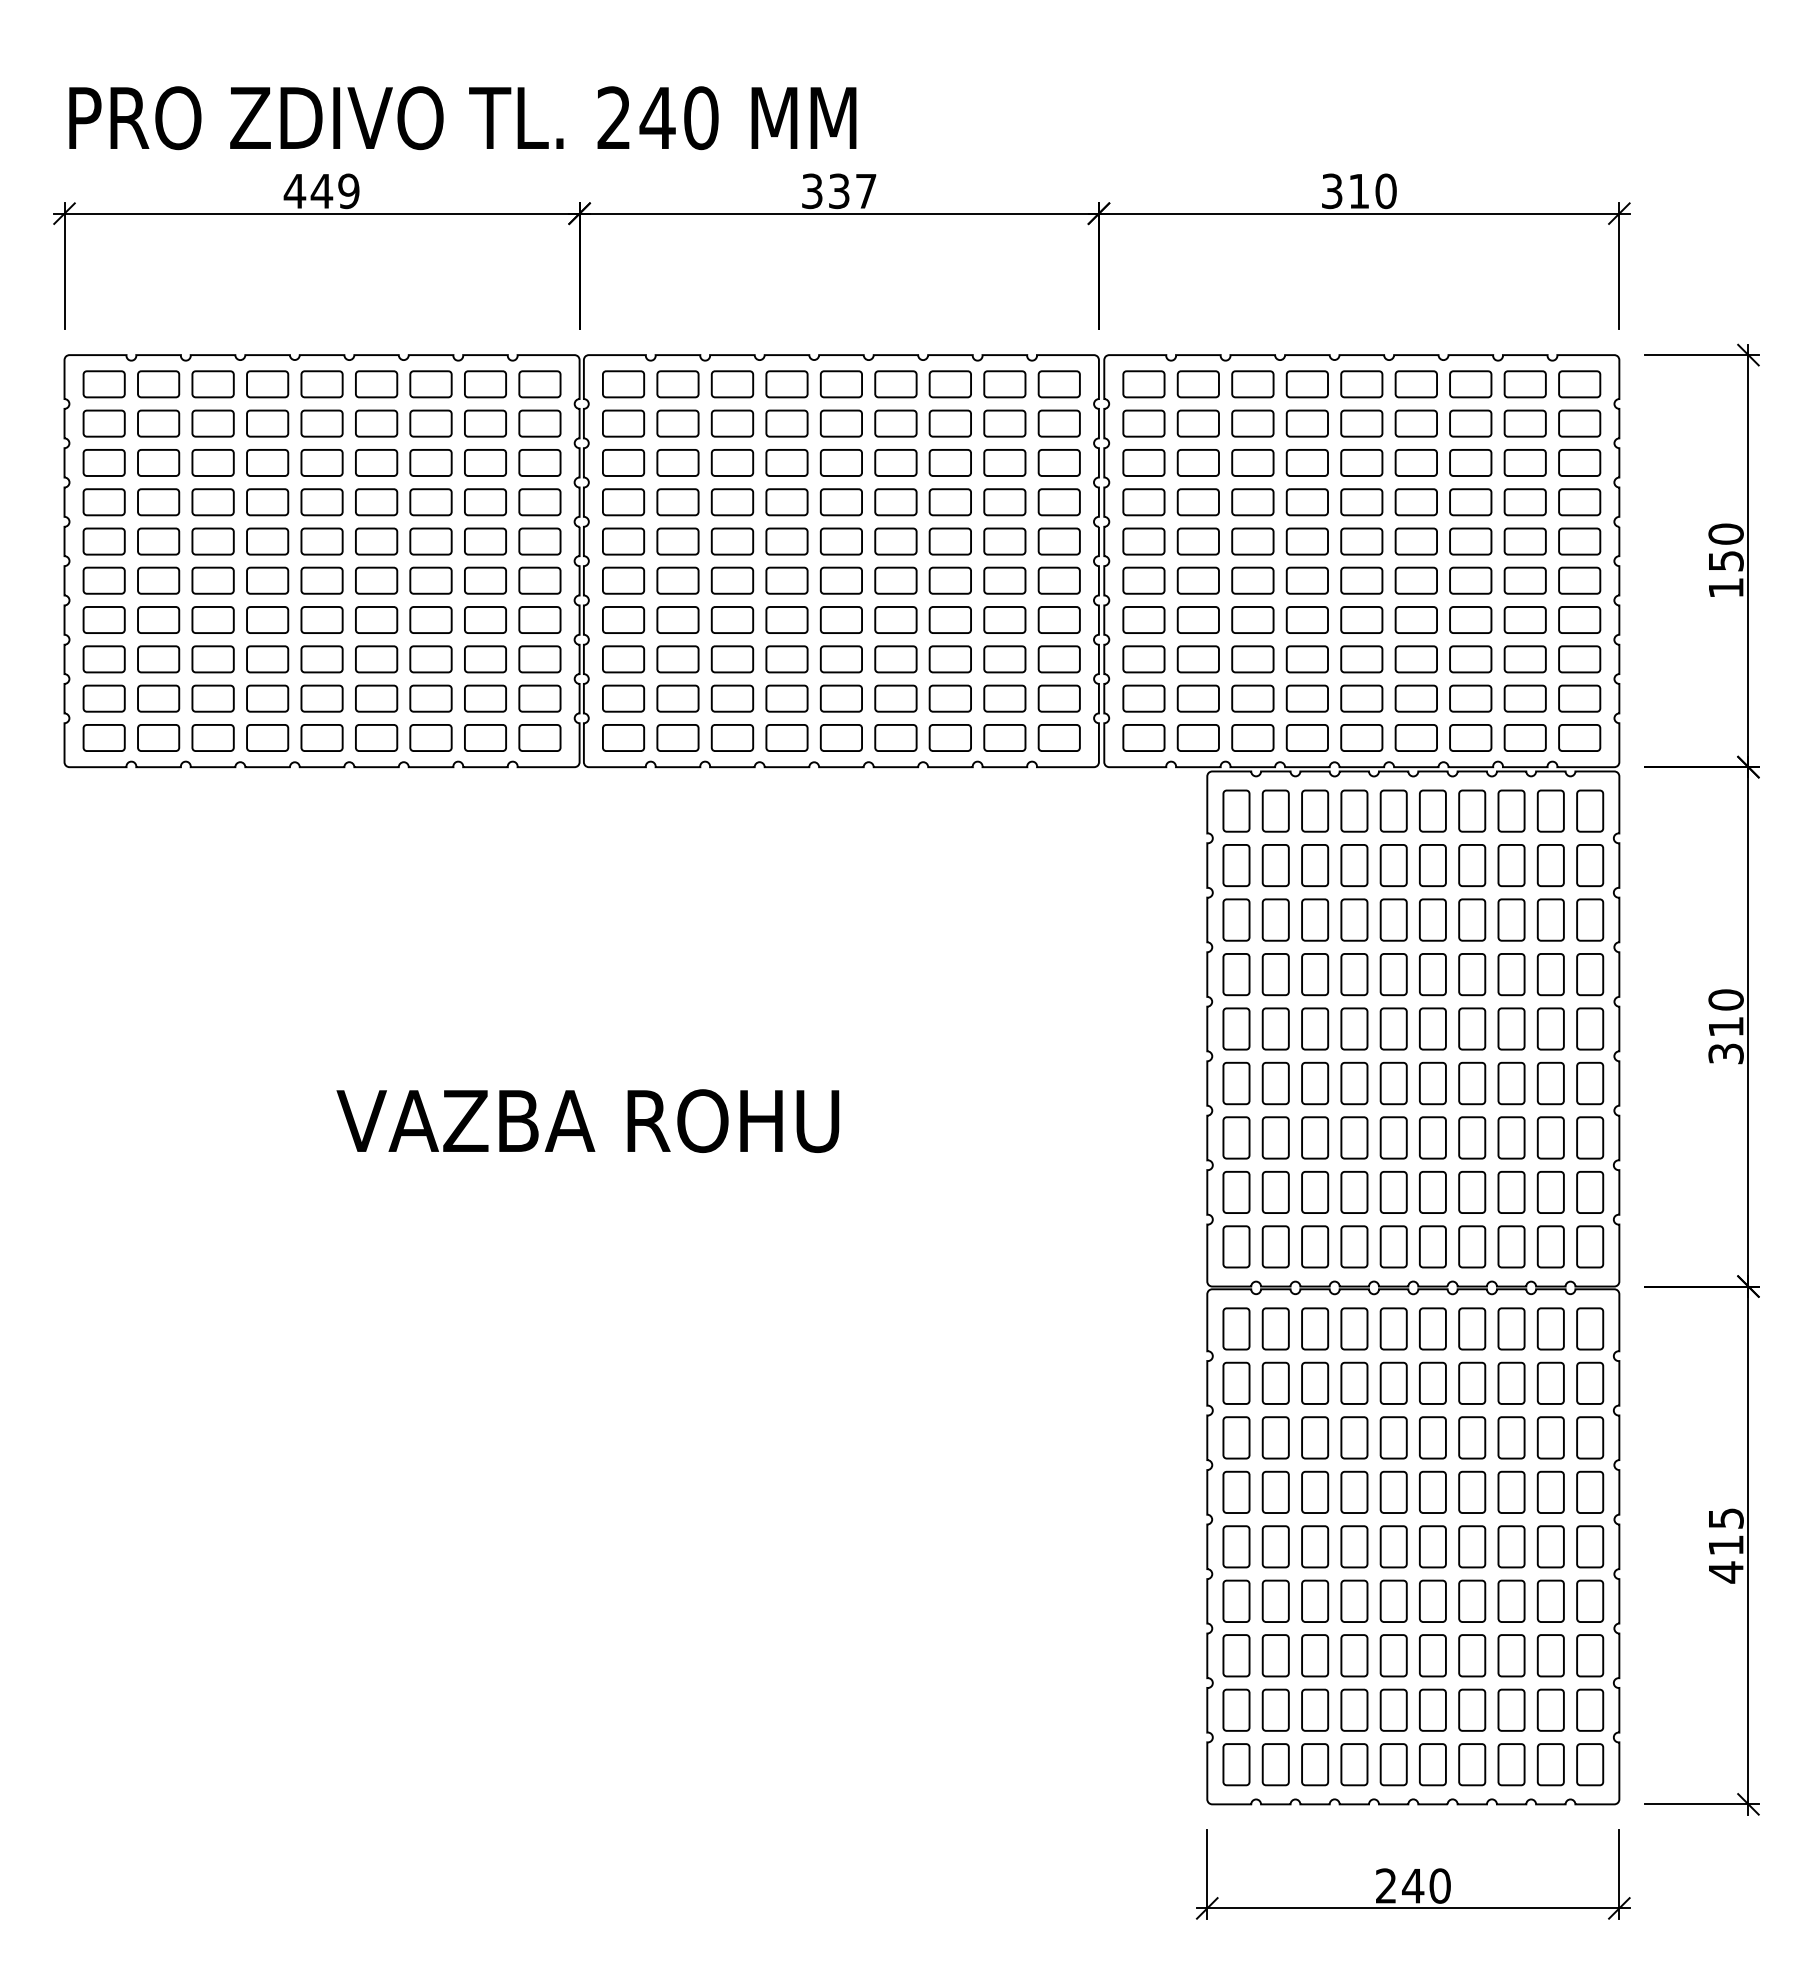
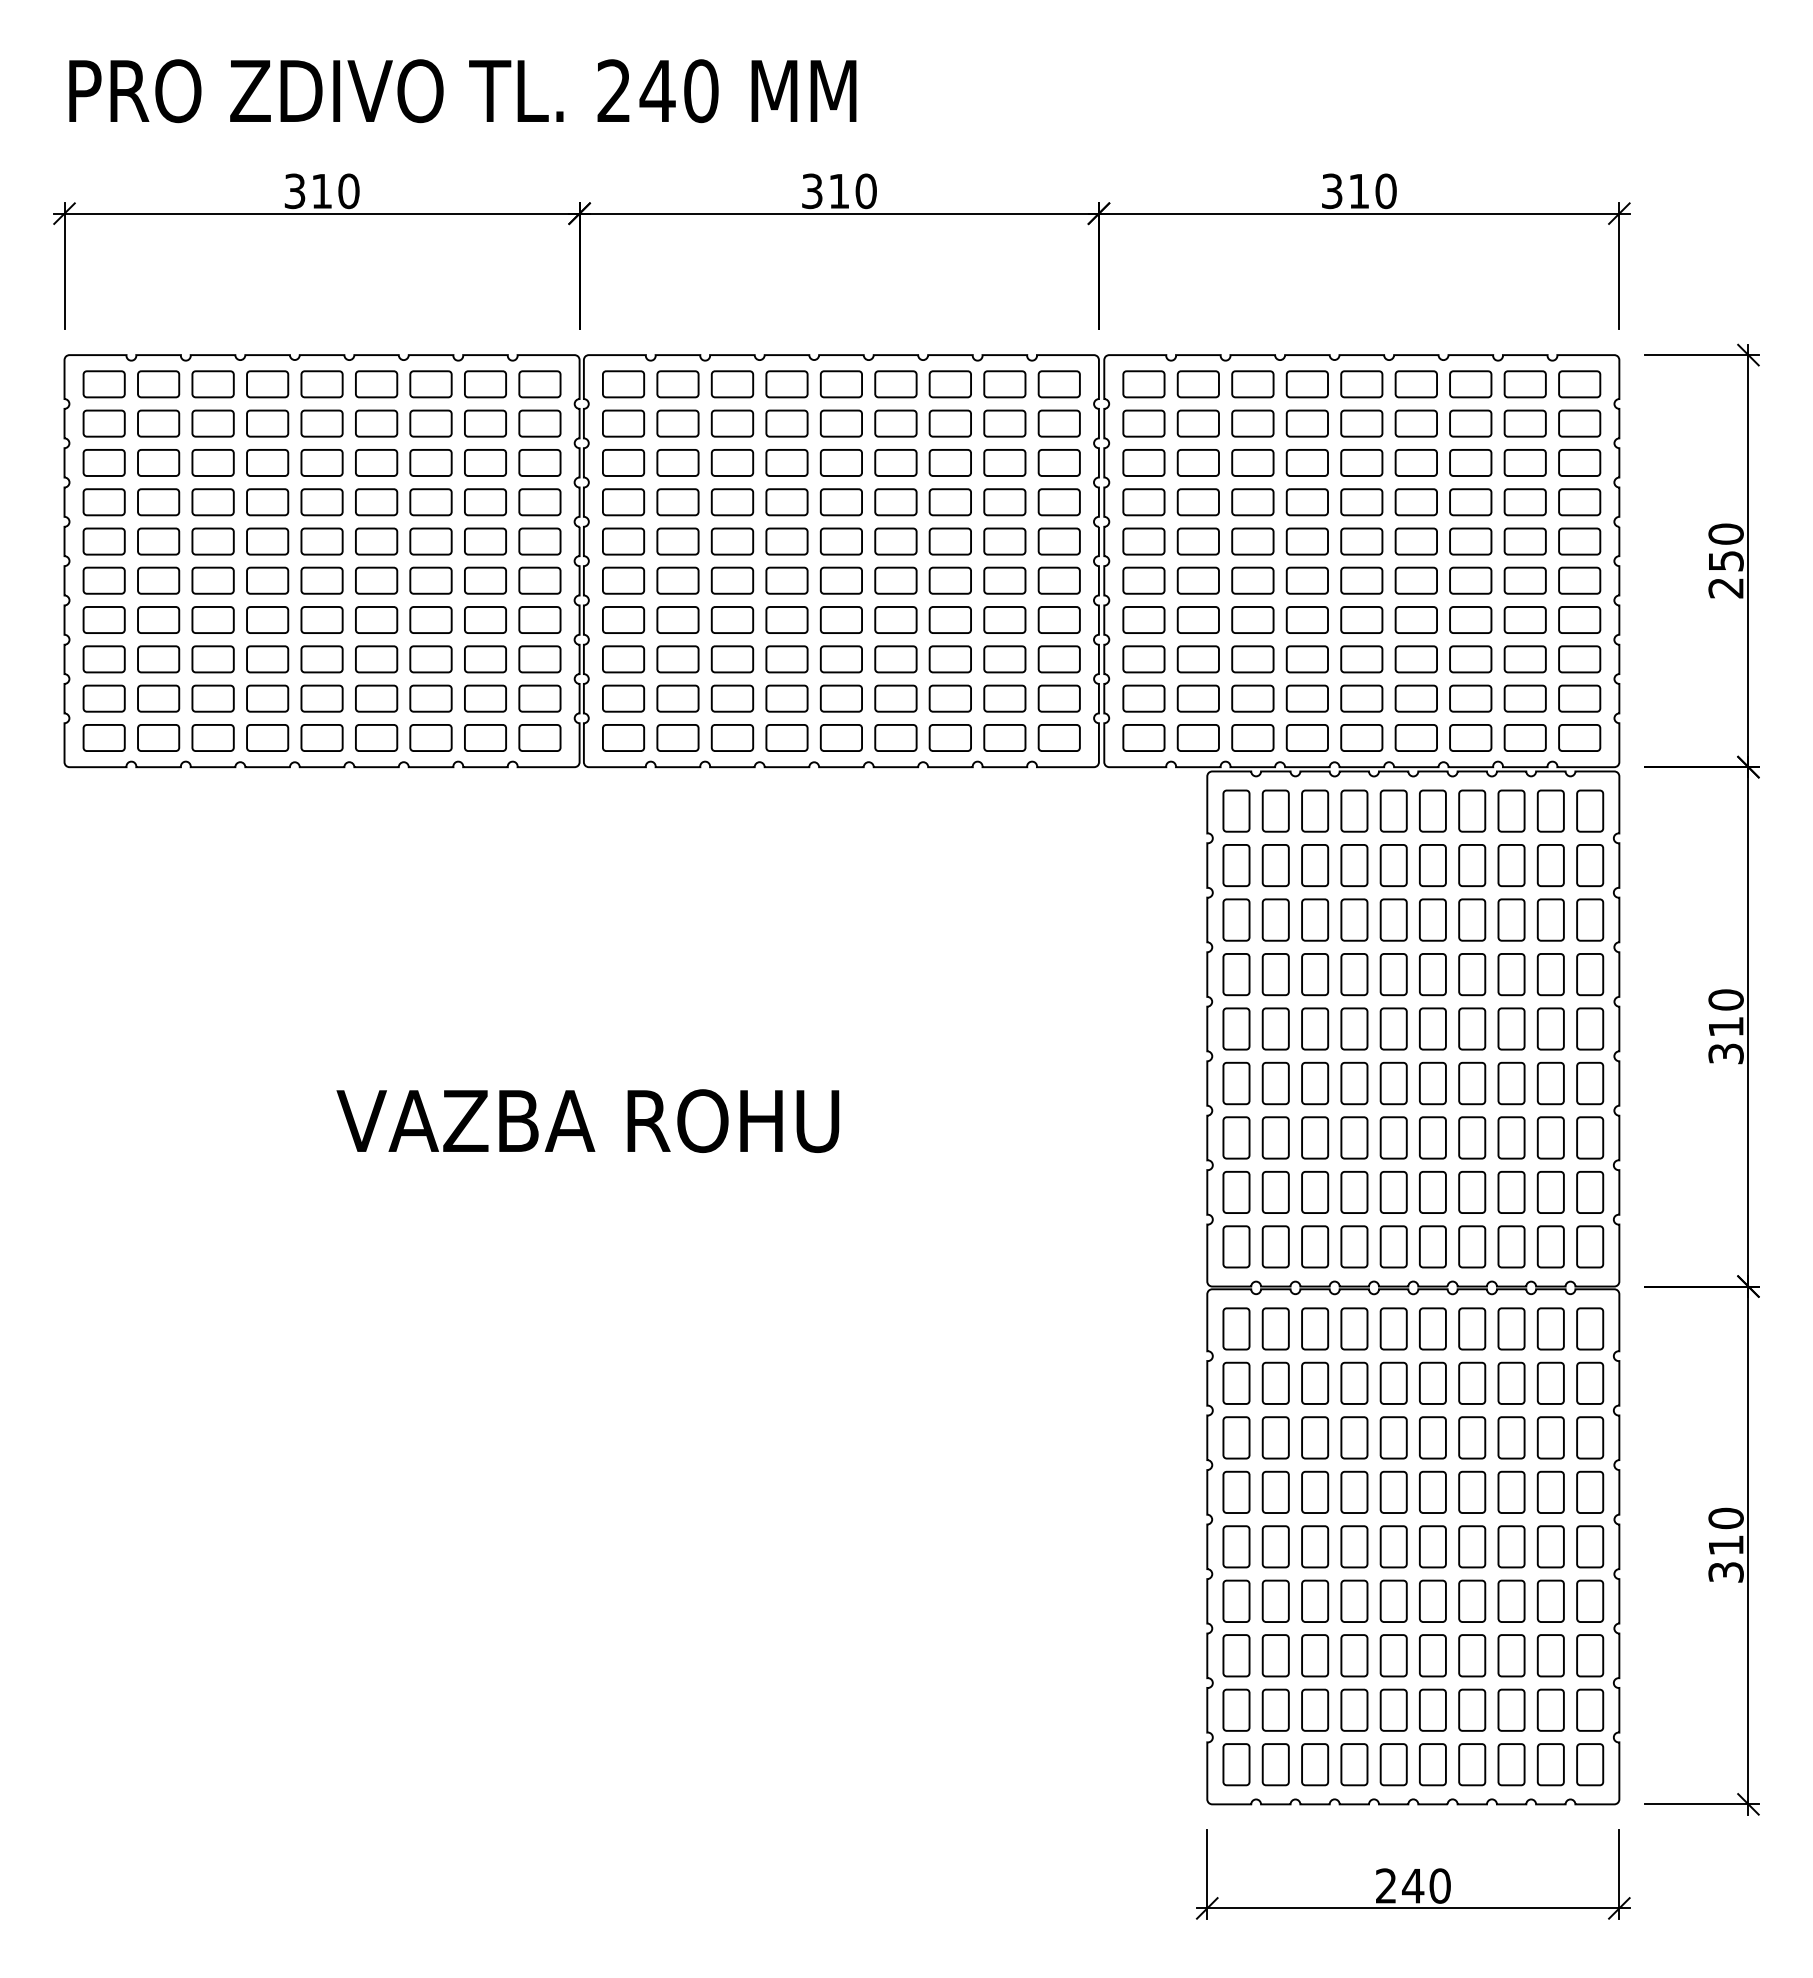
text position: (462, 118) -> (462, 91) (462, 91)
text: 449 -> 310 (321, 191)
text: 337 -> 310 (852, 191)
text: 150 -> 250 (1725, 588)
text: 415 -> 310 (1725, 1545)
